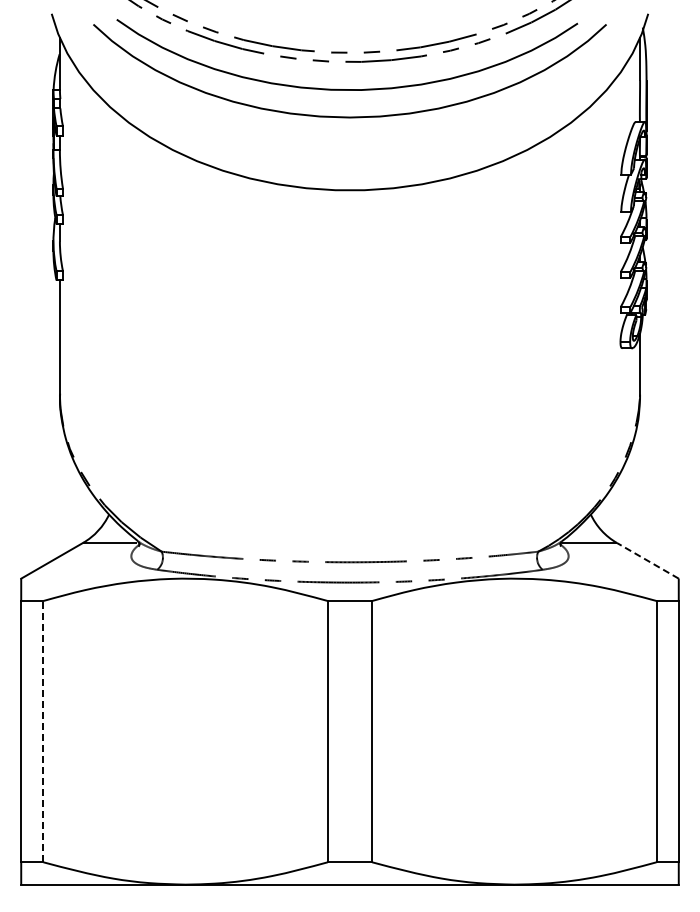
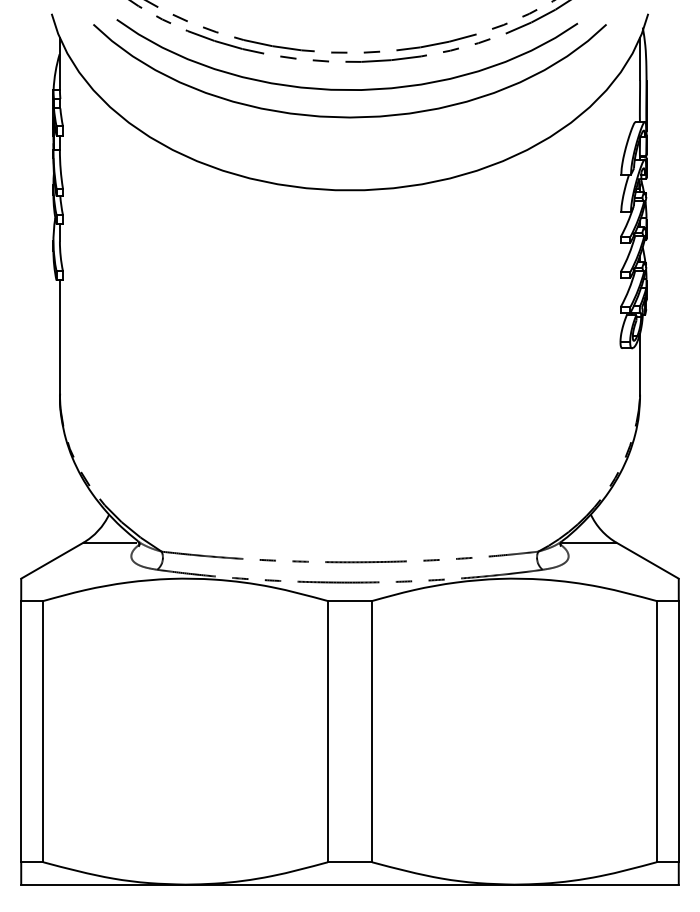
line: dashed -> solid (647, 560)
line: dashed -> solid (43, 731)
